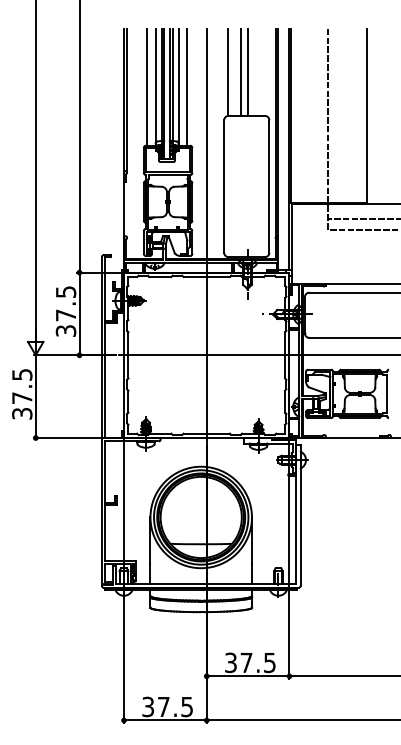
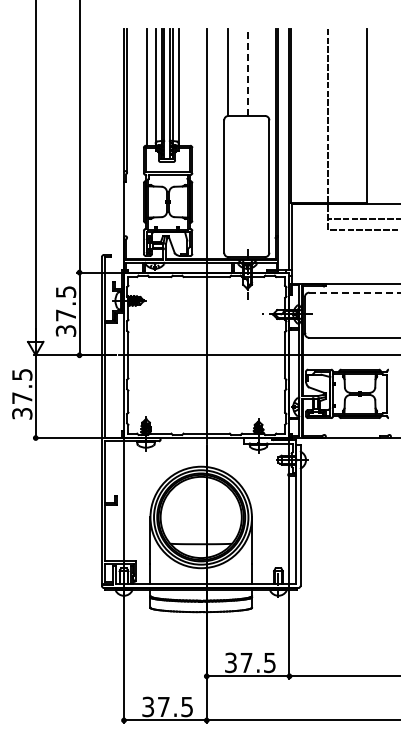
line: present -> none (240, 71)
line: solid -> dashed (248, 72)
line: present -> none (186, 86)
line: solid -> dashed (355, 292)
